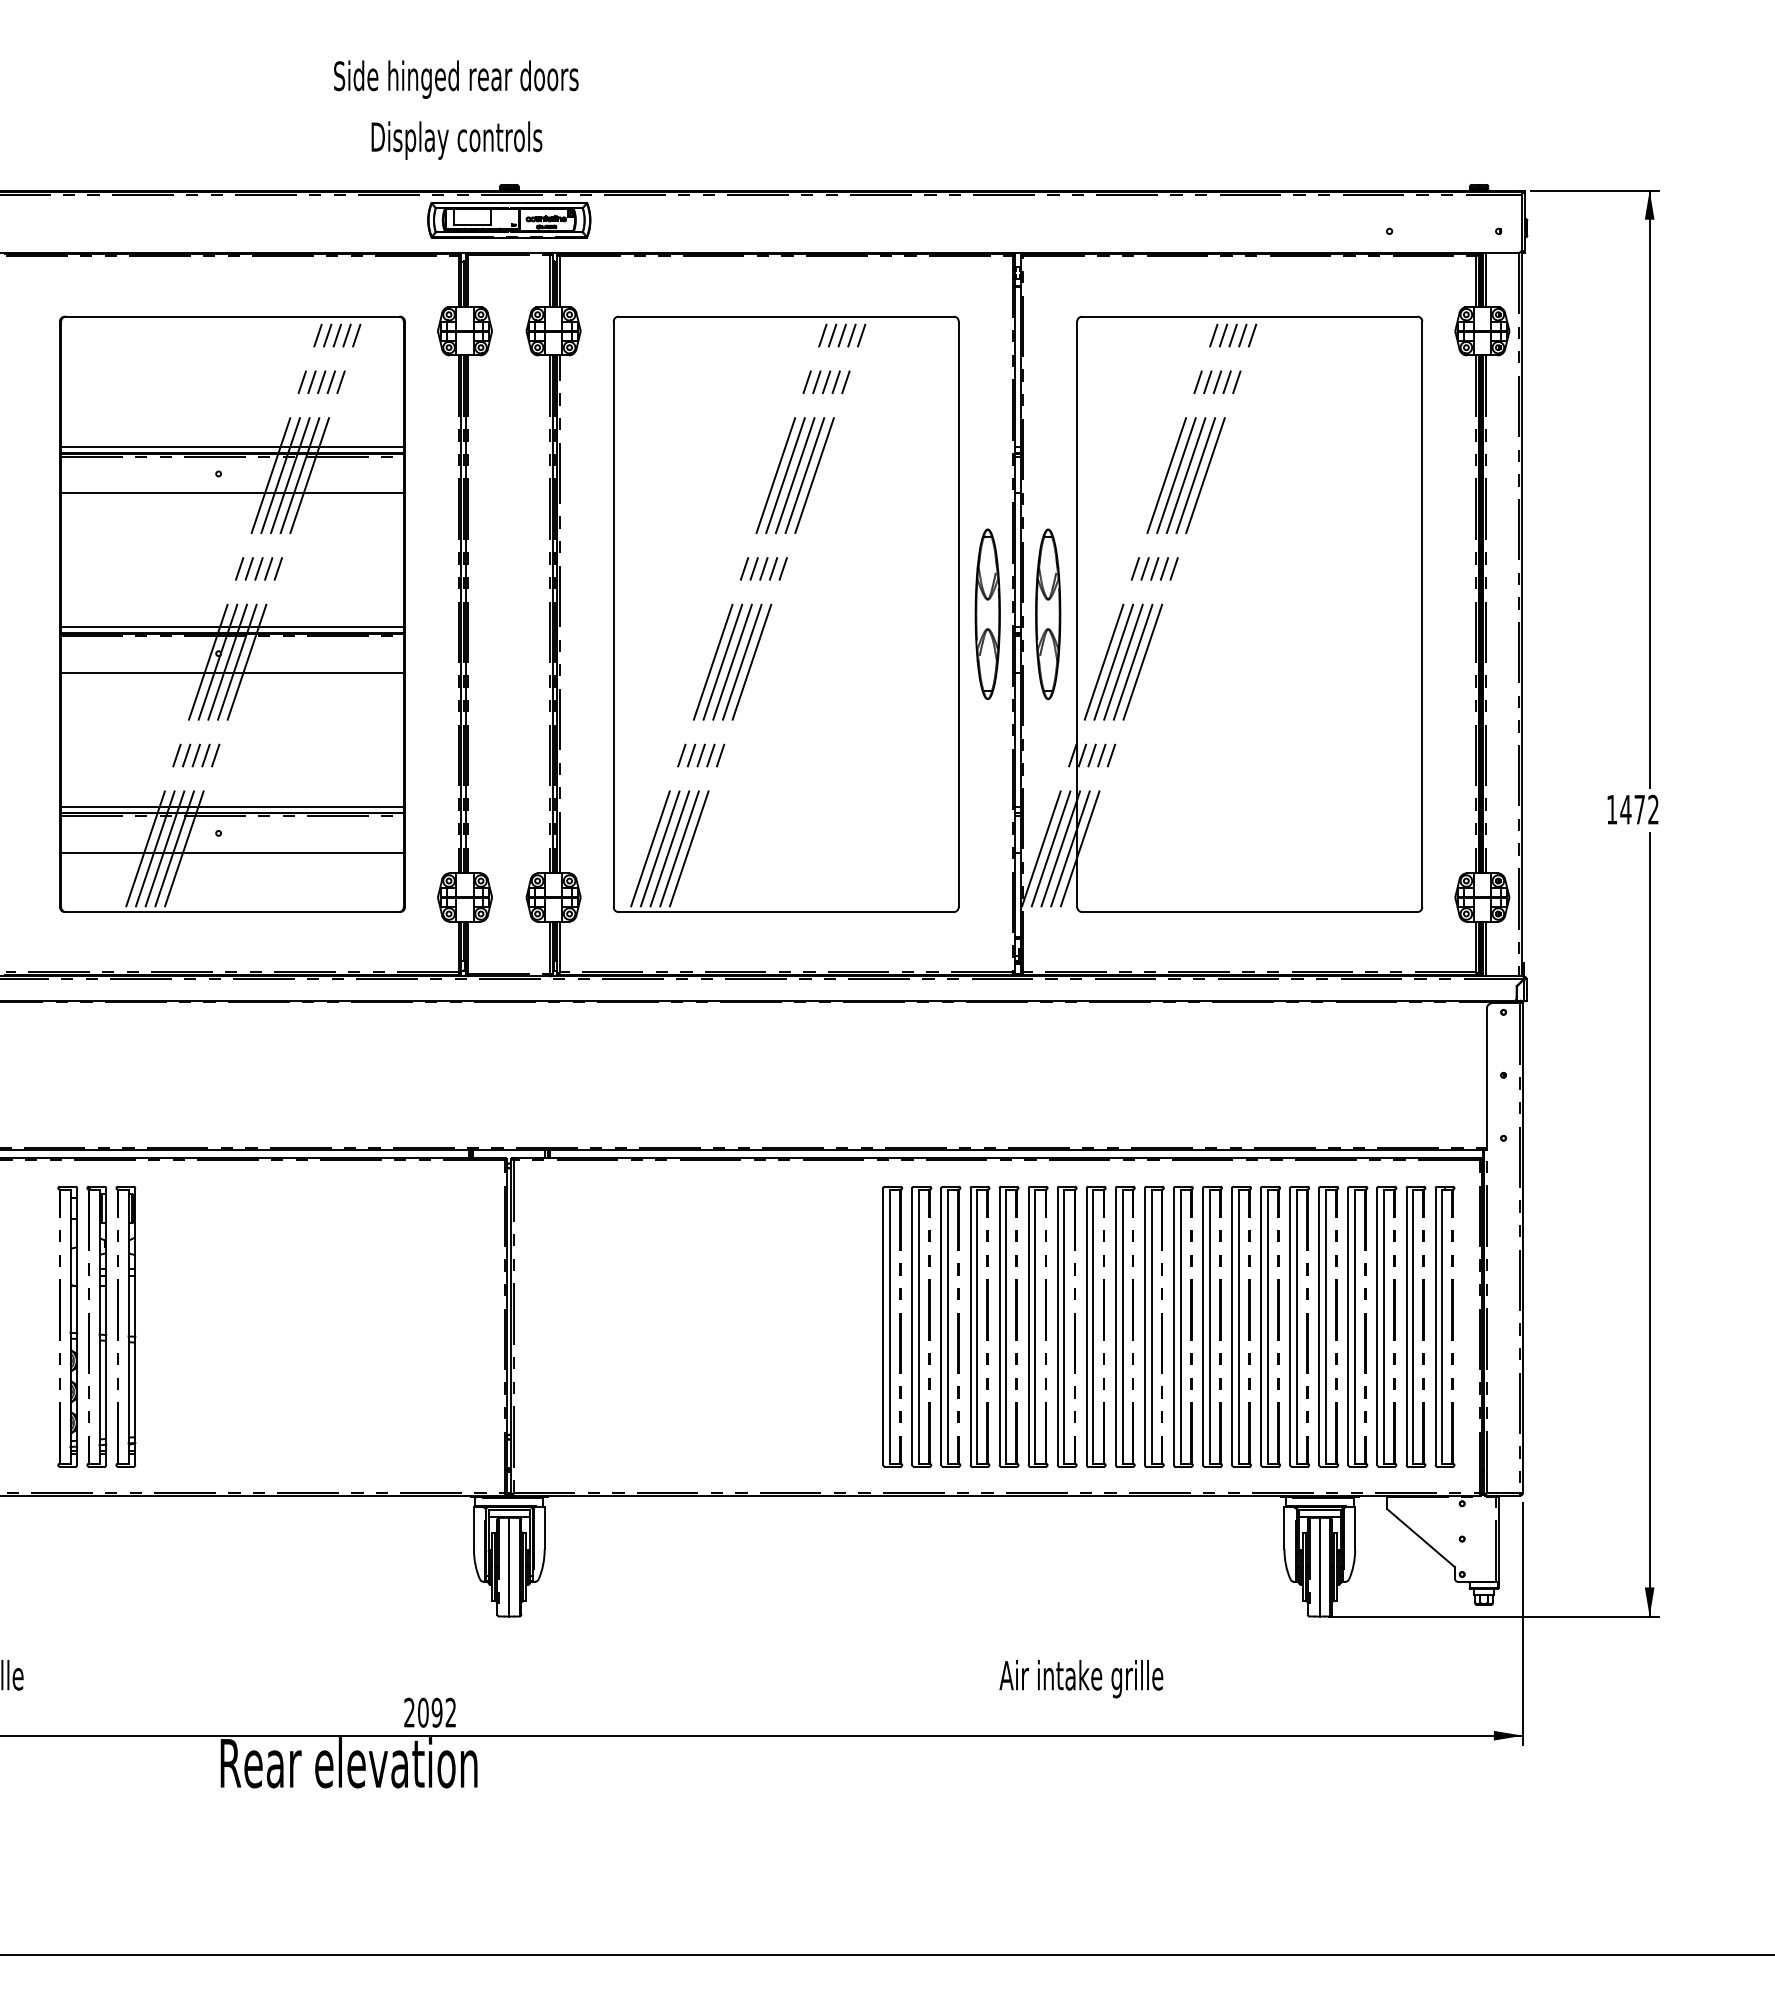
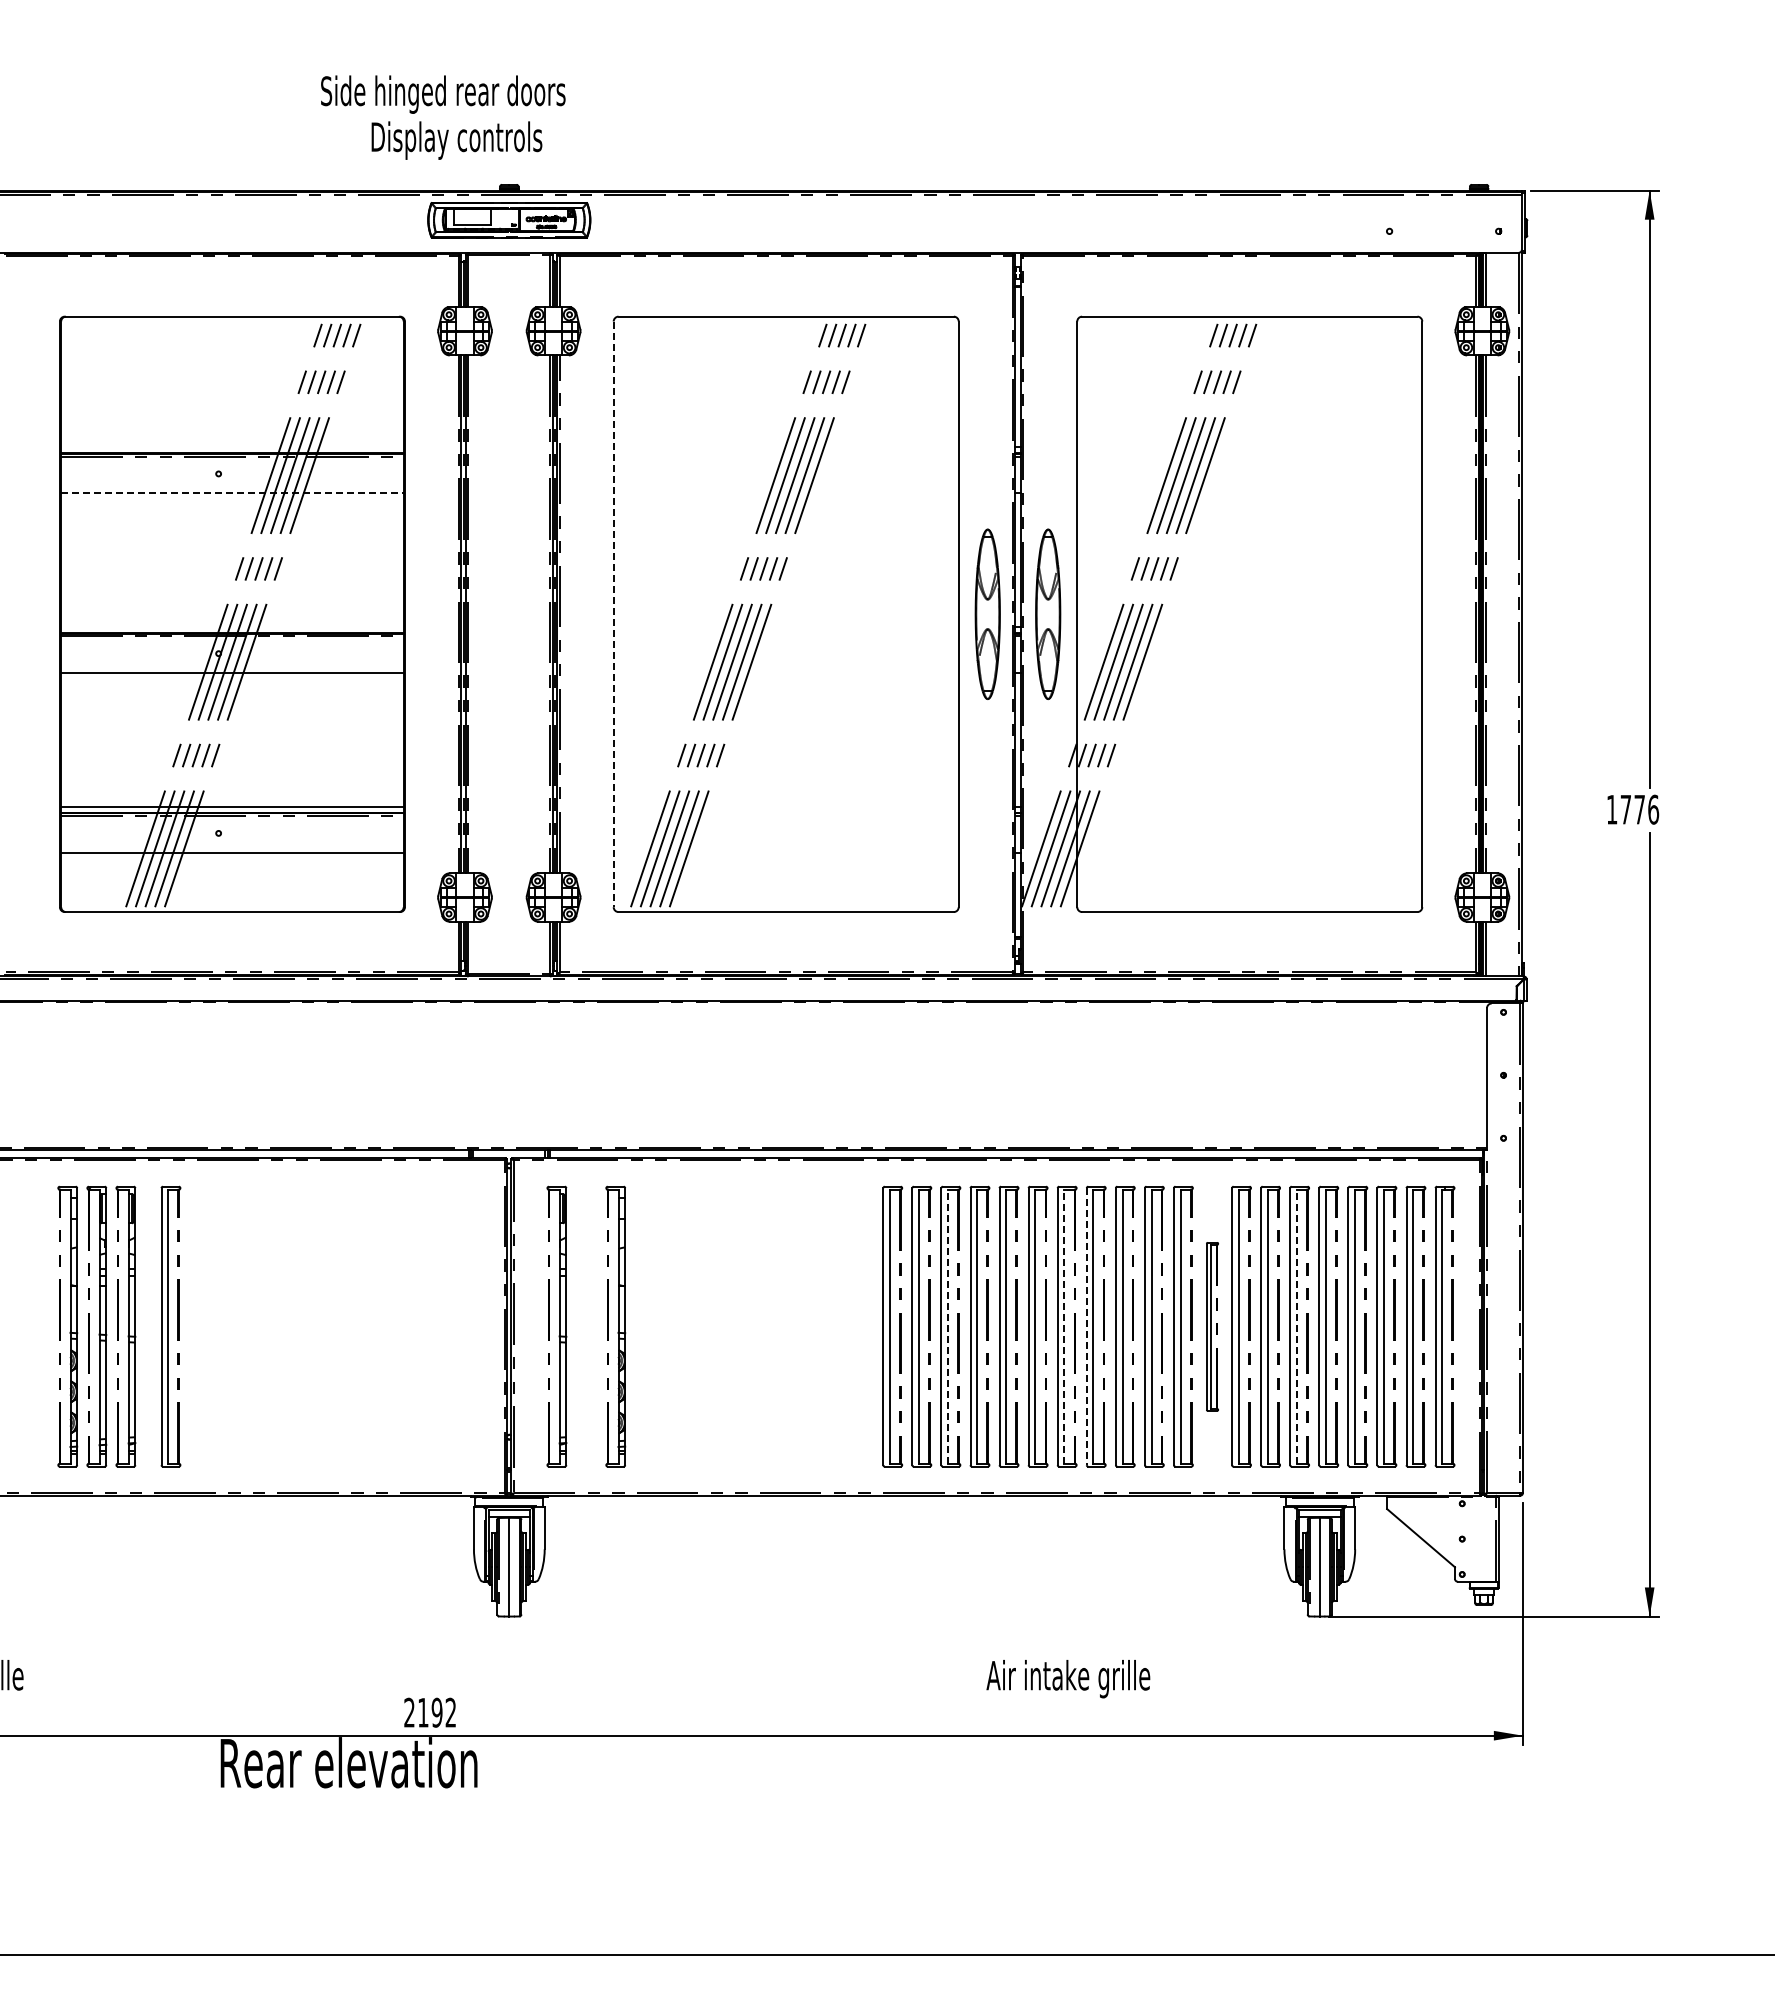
text position: (456, 79) -> (443, 94) (443, 94)
line: present -> none (232, 447)
line: solid -> dashed (232, 493)
line: solid -> dashed (613, 614)
line: present -> none (232, 627)
text: 1472 -> 1776 (1639, 809)
part: none -> present (170, 1326)
part: none -> present (556, 1326)
part: none -> present (615, 1326)
line: solid -> dashed (948, 1326)
line: solid -> dashed (1064, 1326)
line: solid -> dashed (1086, 1326)
part size: 21x282 px -> 13x170 px (1212, 1326)
line: solid -> dashed (1296, 1326)
text position: (1081, 1679) -> (1068, 1679) (1068, 1679)
text: 2092 -> 2192 (423, 1712)
